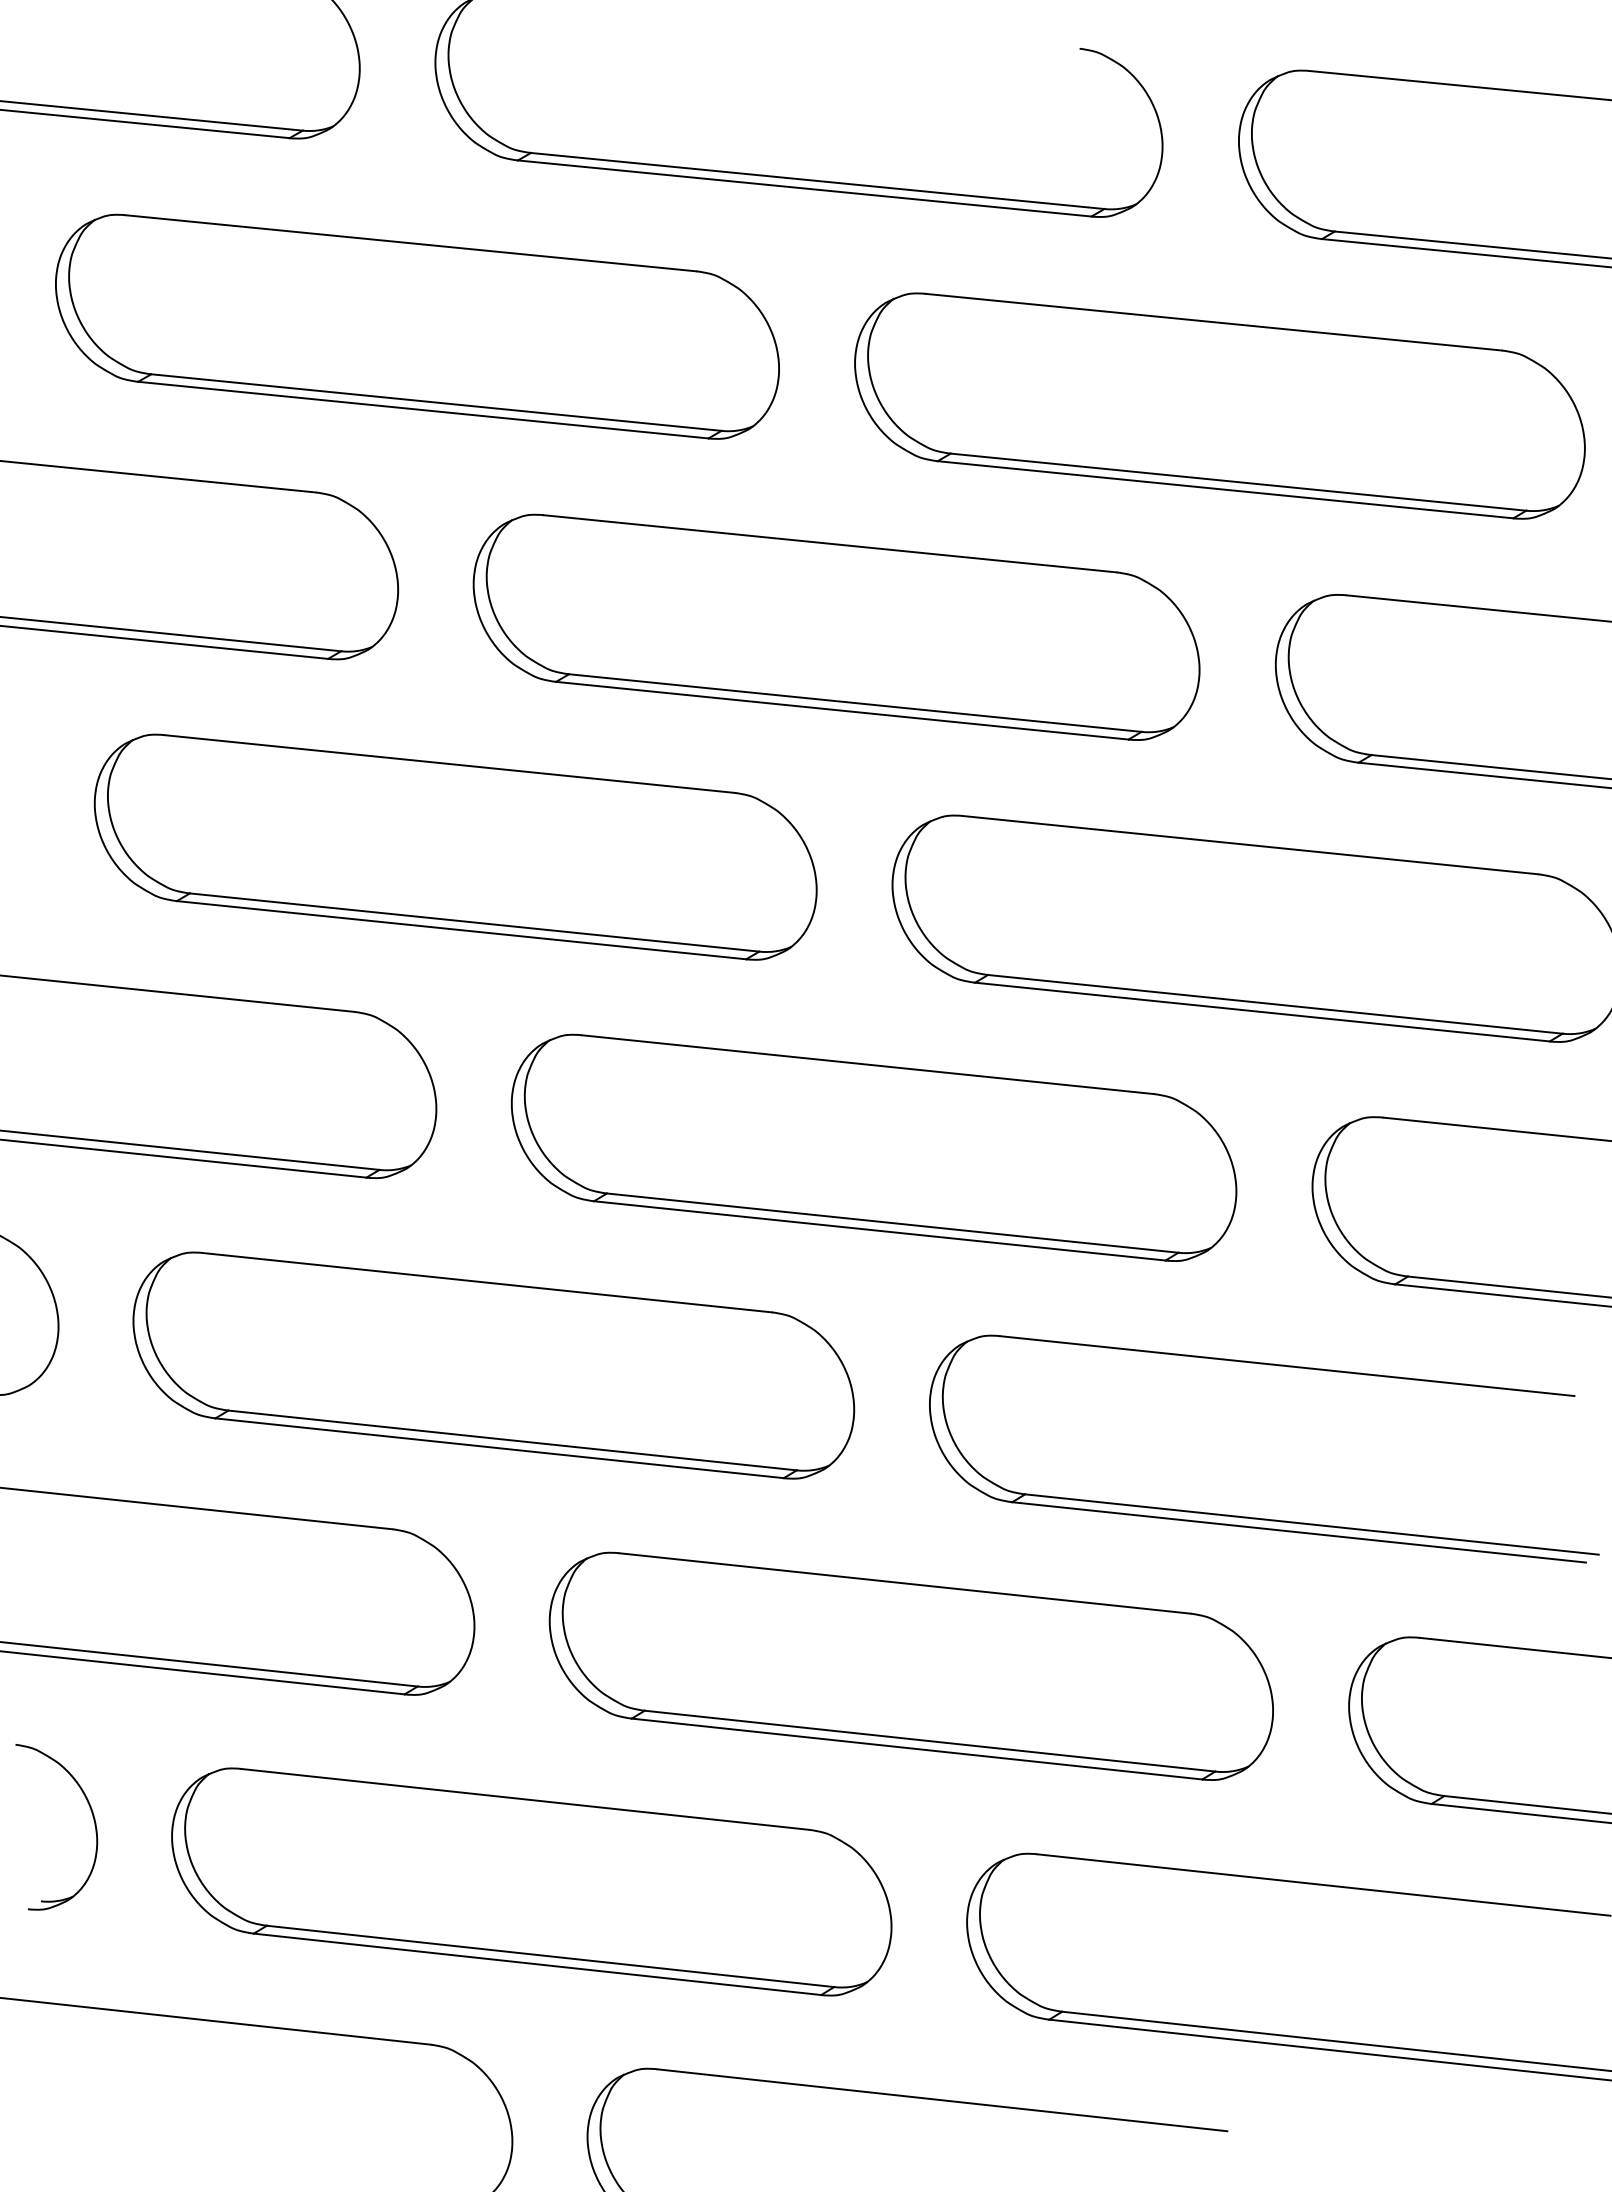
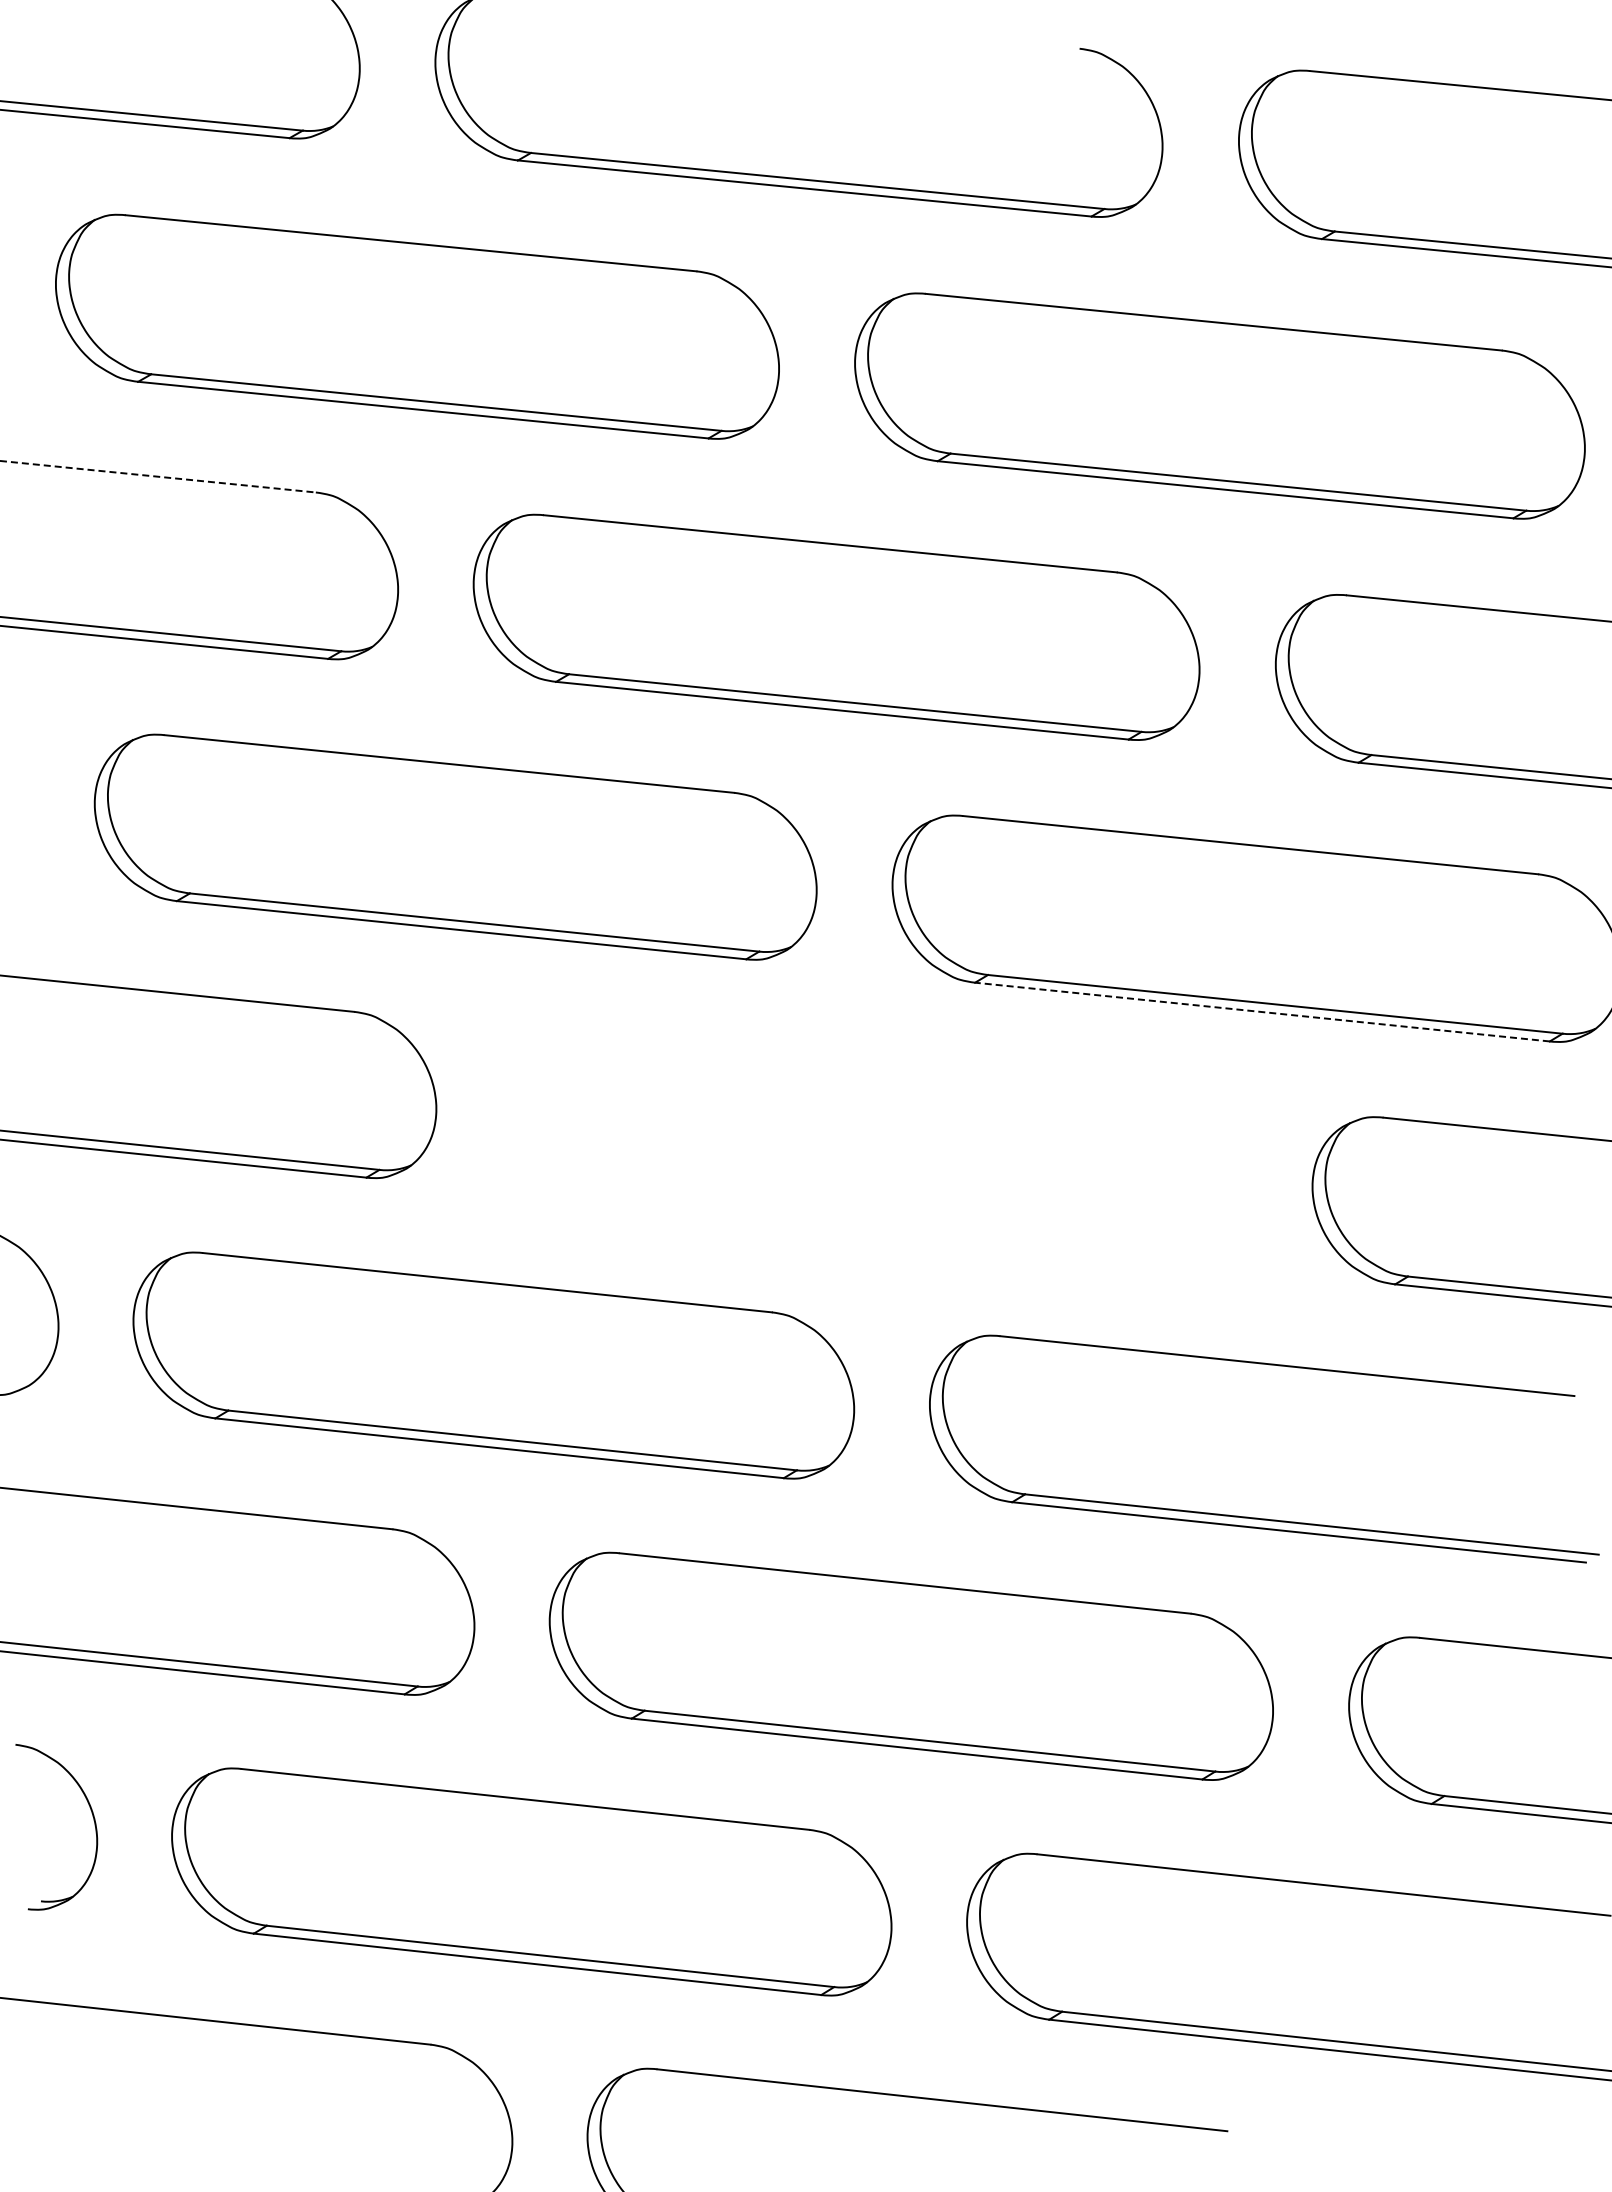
line: solid -> dashed (158, 476)
line: solid -> dashed (1262, 1012)
part: present -> none (873, 1147)
